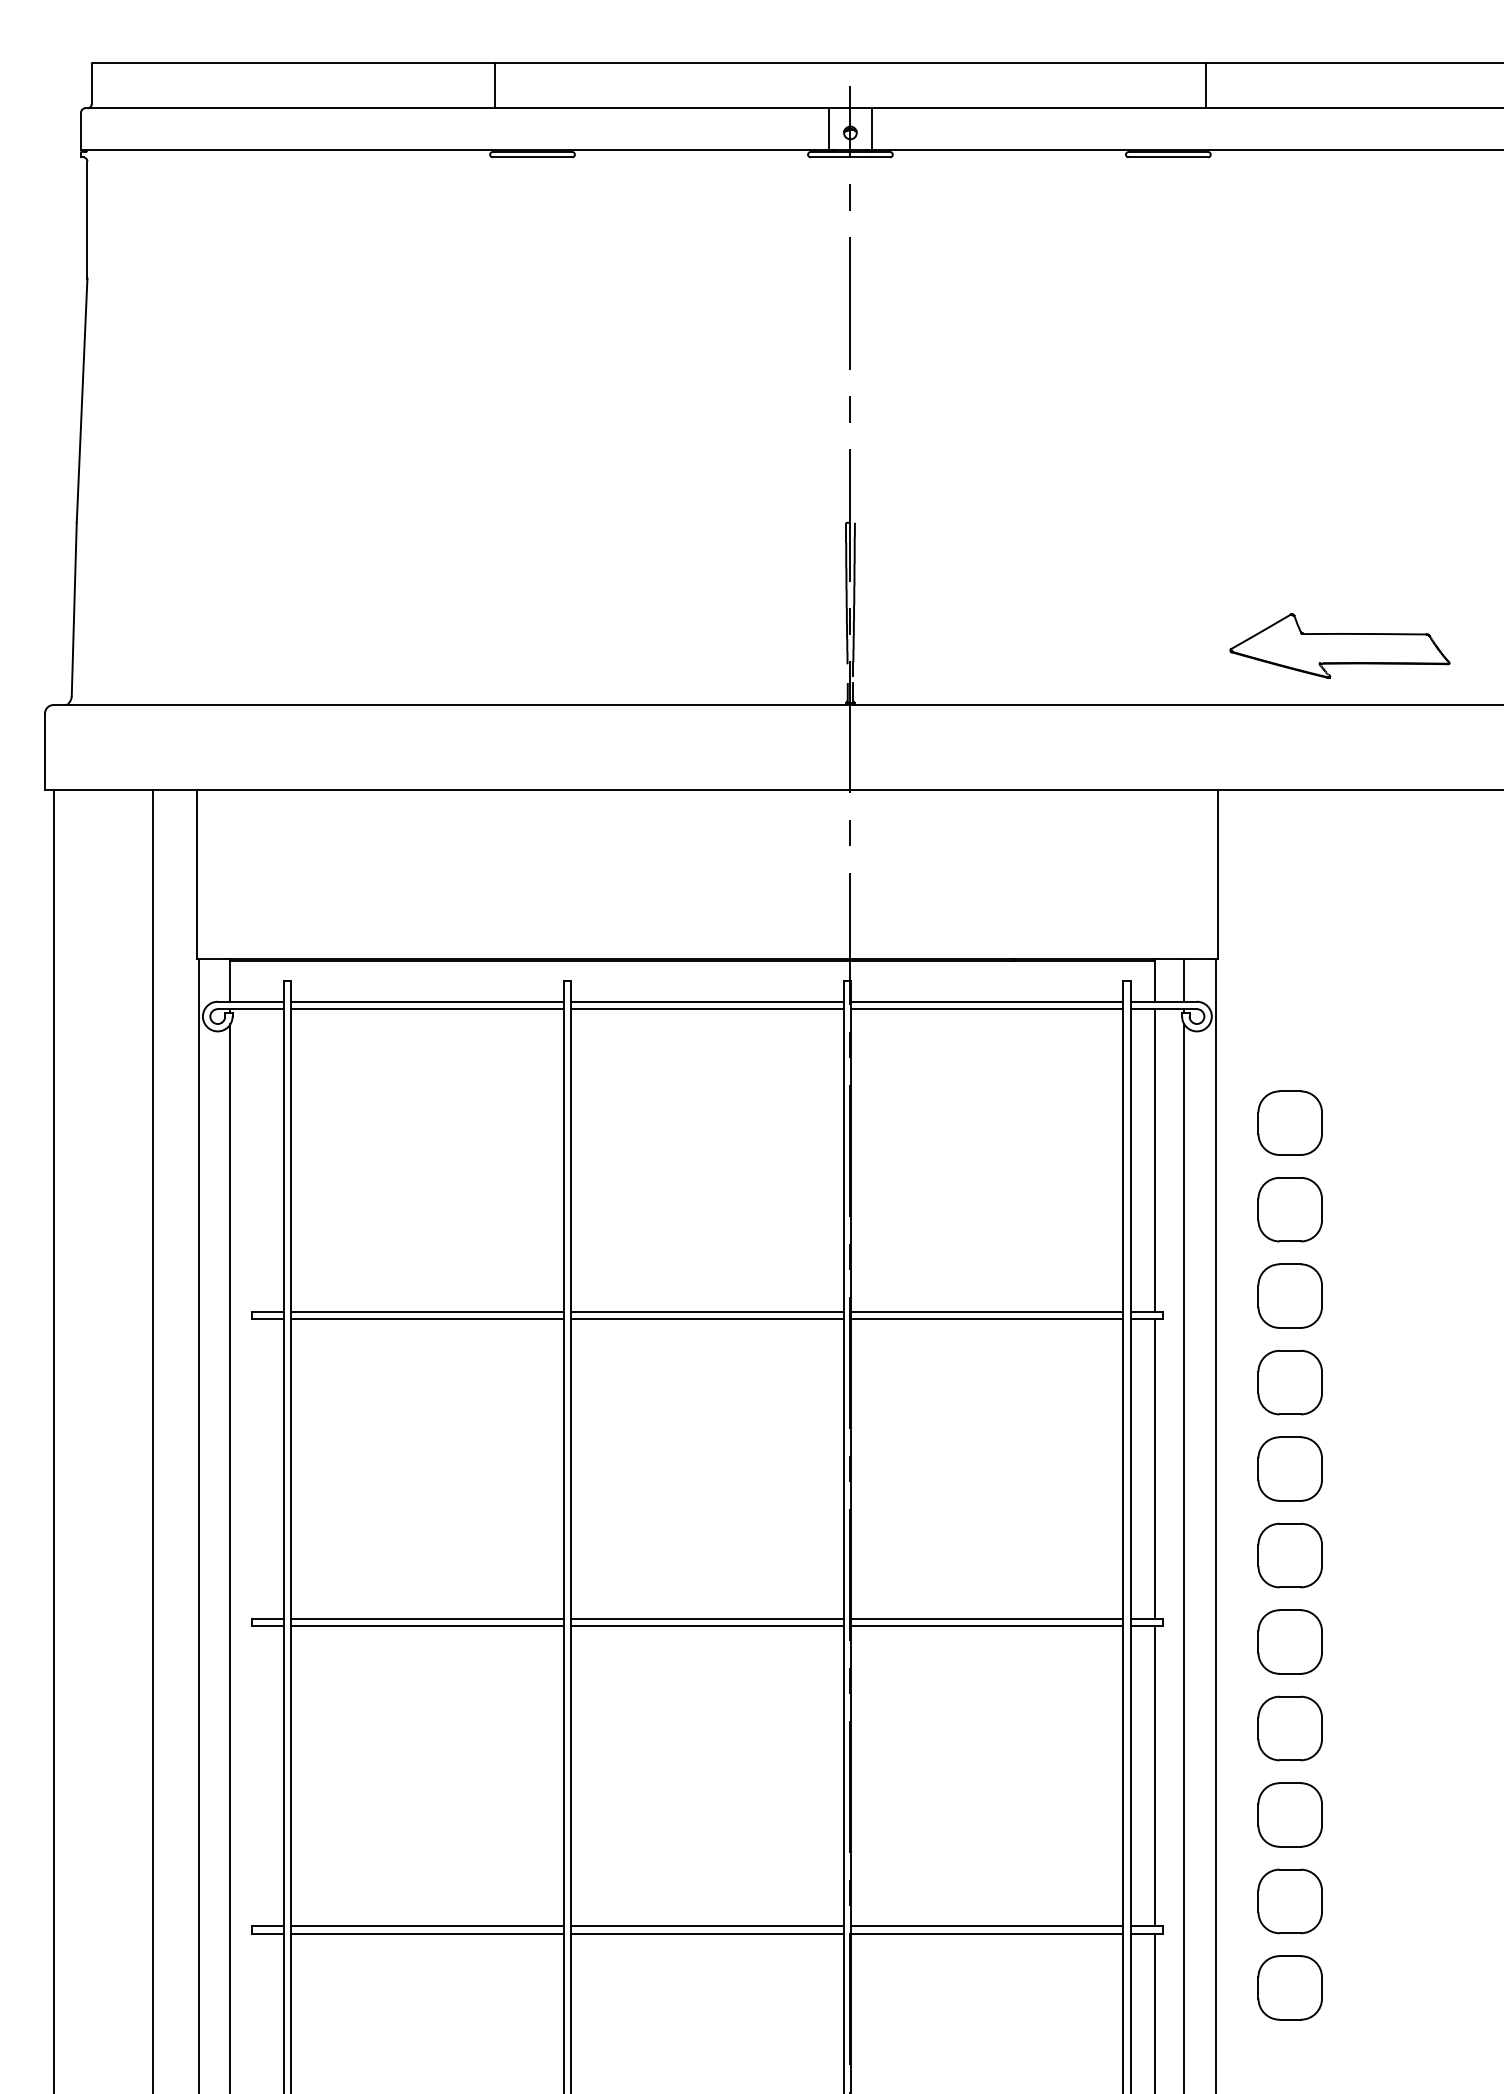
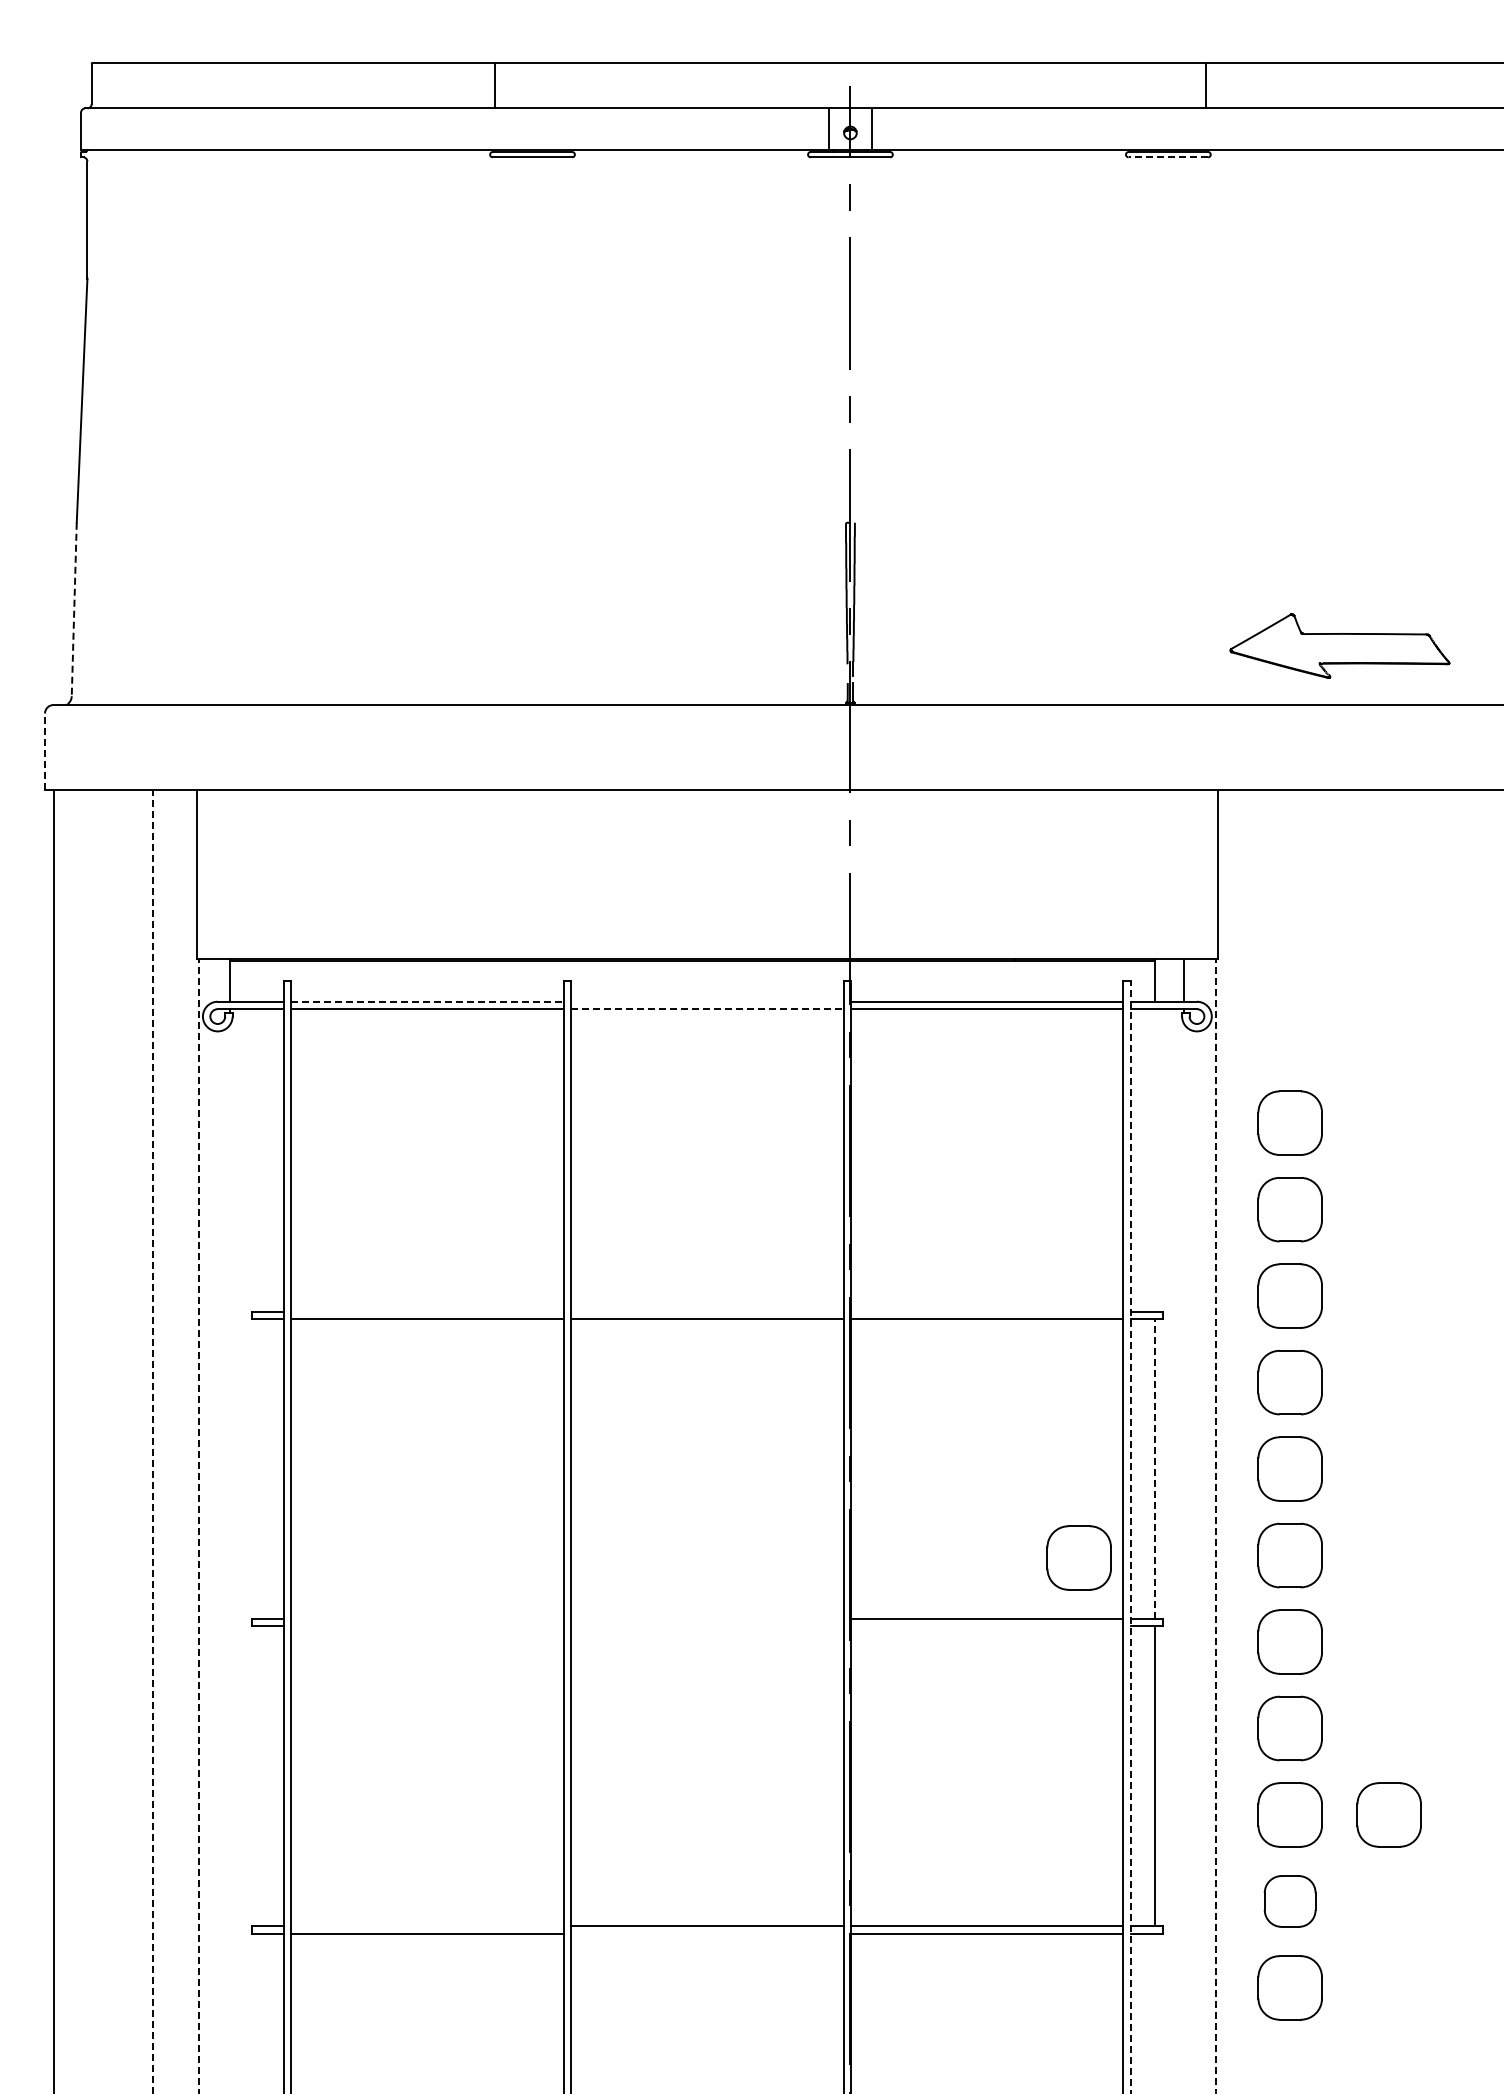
line: solid -> dashed (1168, 157)
line: solid -> dashed (74, 609)
line: solid -> dashed (45, 751)
line: solid -> dashed (428, 1001)
line: present -> none (707, 1001)
line: solid -> dashed (707, 1009)
line: present -> none (1154, 1160)
line: present -> none (427, 1311)
line: present -> none (707, 1311)
line: present -> none (986, 1311)
line: solid -> dashed (153, 1441)
line: solid -> dashed (1154, 1469)
line: solid -> dashed (199, 1526)
line: solid -> dashed (1216, 1526)
line: solid -> dashed (1130, 1536)
line: present -> none (230, 1557)
part: none -> present (1078, 1557)
line: present -> none (1184, 1557)
line: present -> none (427, 1619)
line: present -> none (707, 1619)
line: present -> none (427, 1626)
line: present -> none (707, 1626)
line: present -> none (986, 1626)
part: none -> present (1388, 1814)
part size: 66x67 px -> 54x53 px (1289, 1901)
line: present -> none (427, 1926)
line: present -> none (707, 1933)
line: present -> none (1154, 2011)
